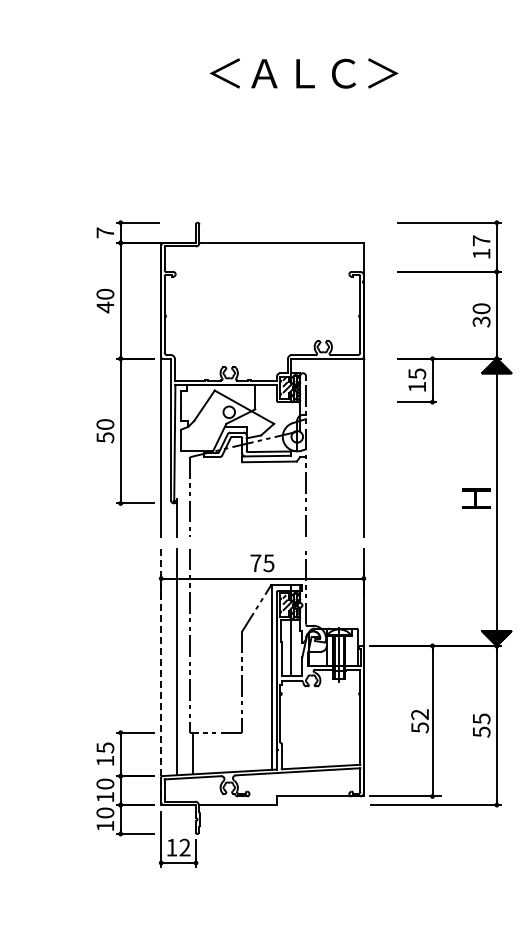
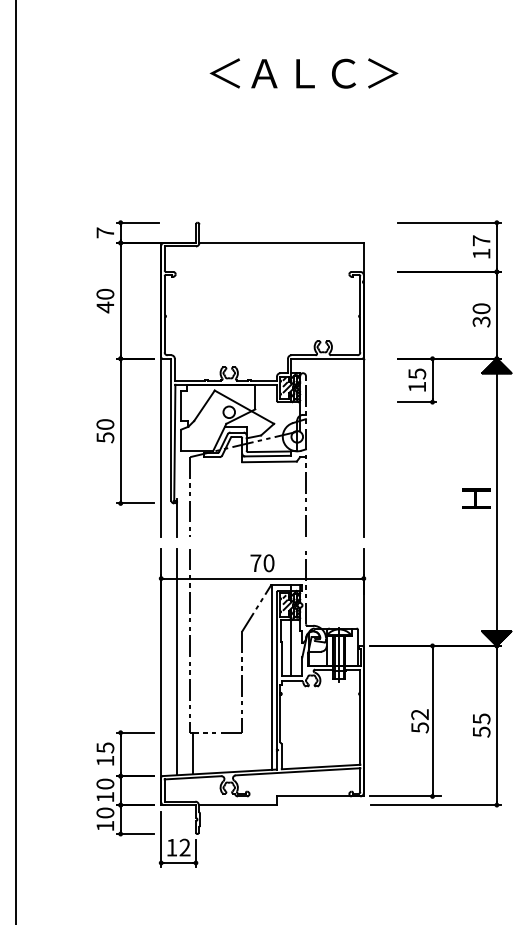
line: none -> present (15, 461)
text: 75 -> 70 (268, 563)
line: dashed -> solid (161, 677)
